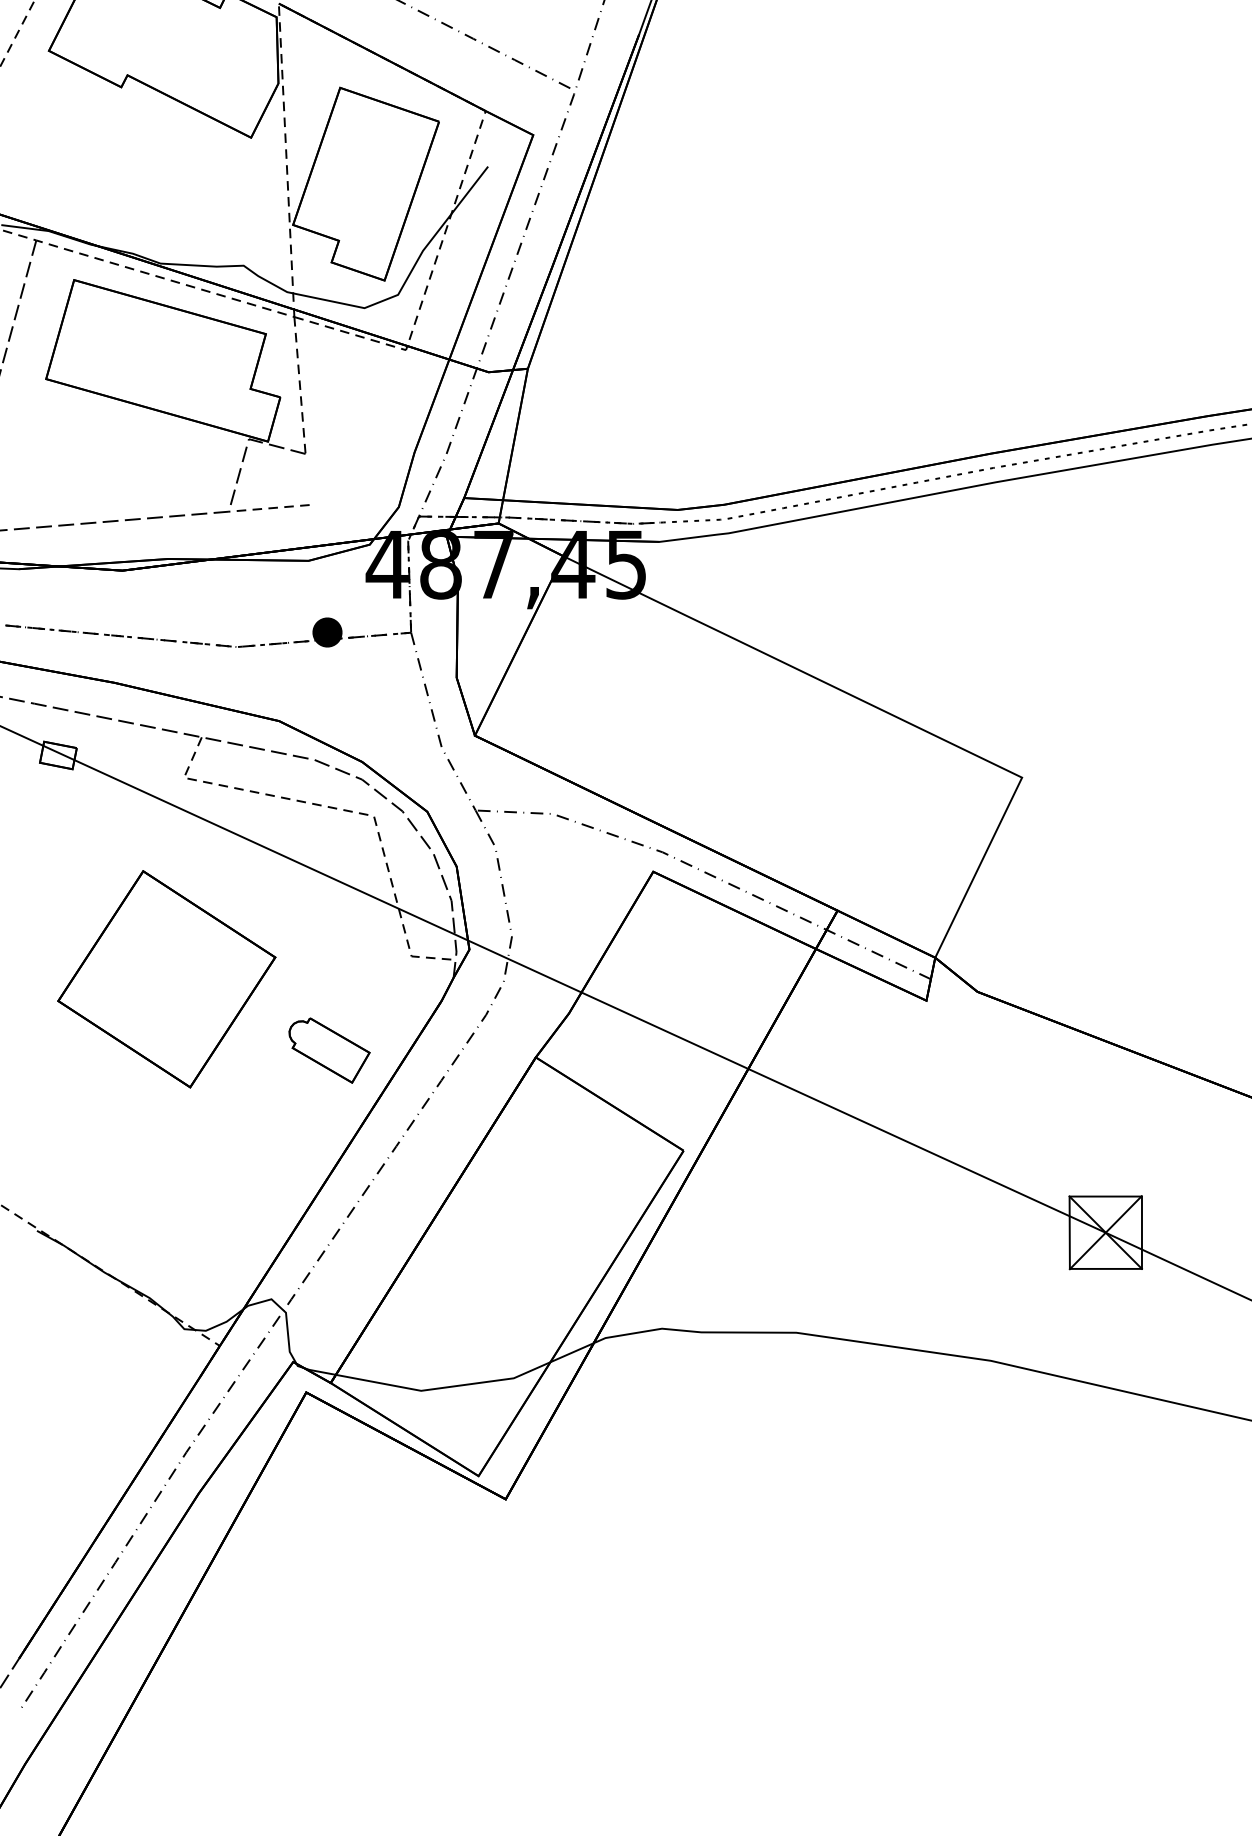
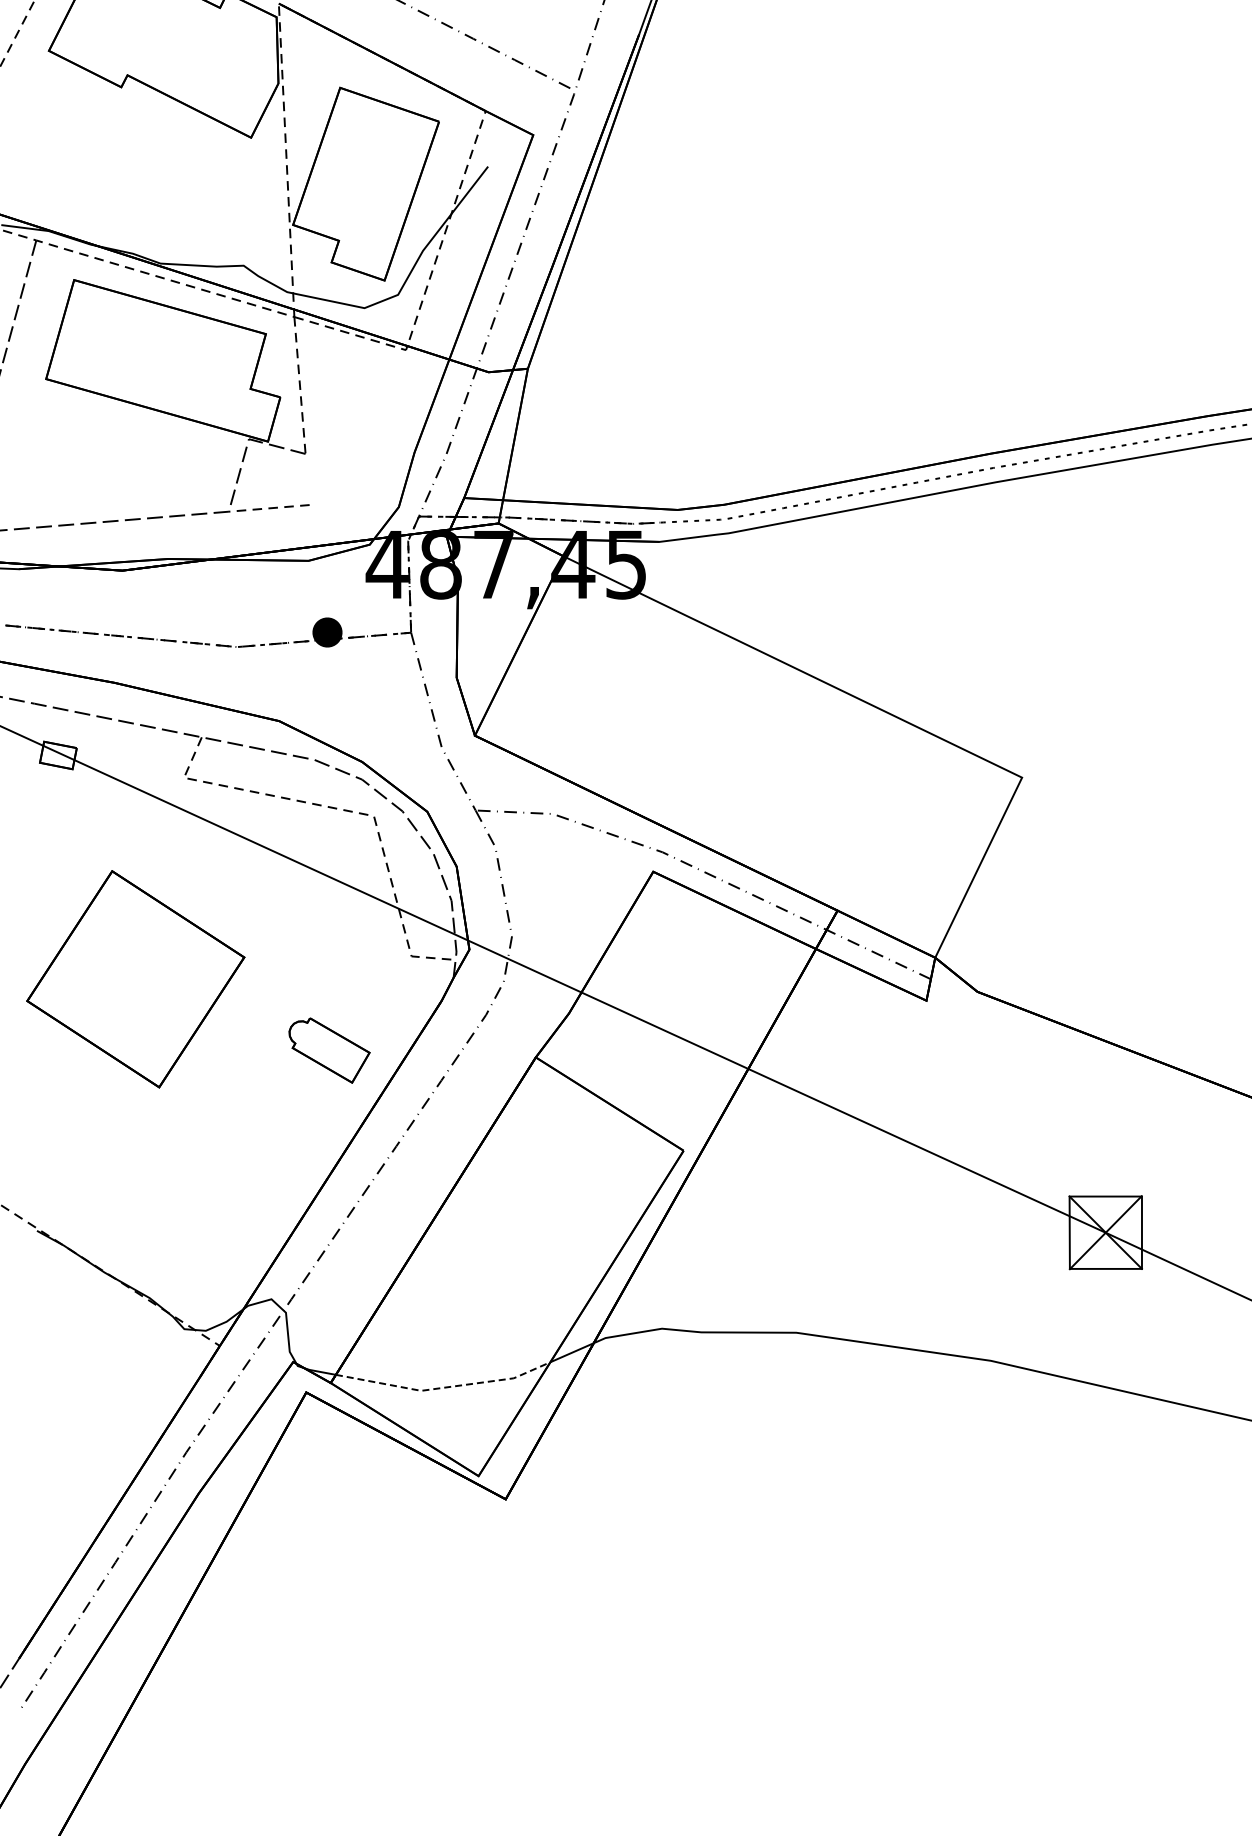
part position: (166, 979) -> (135, 979) (135, 979)
line: solid -> dashed (444, 1387)
